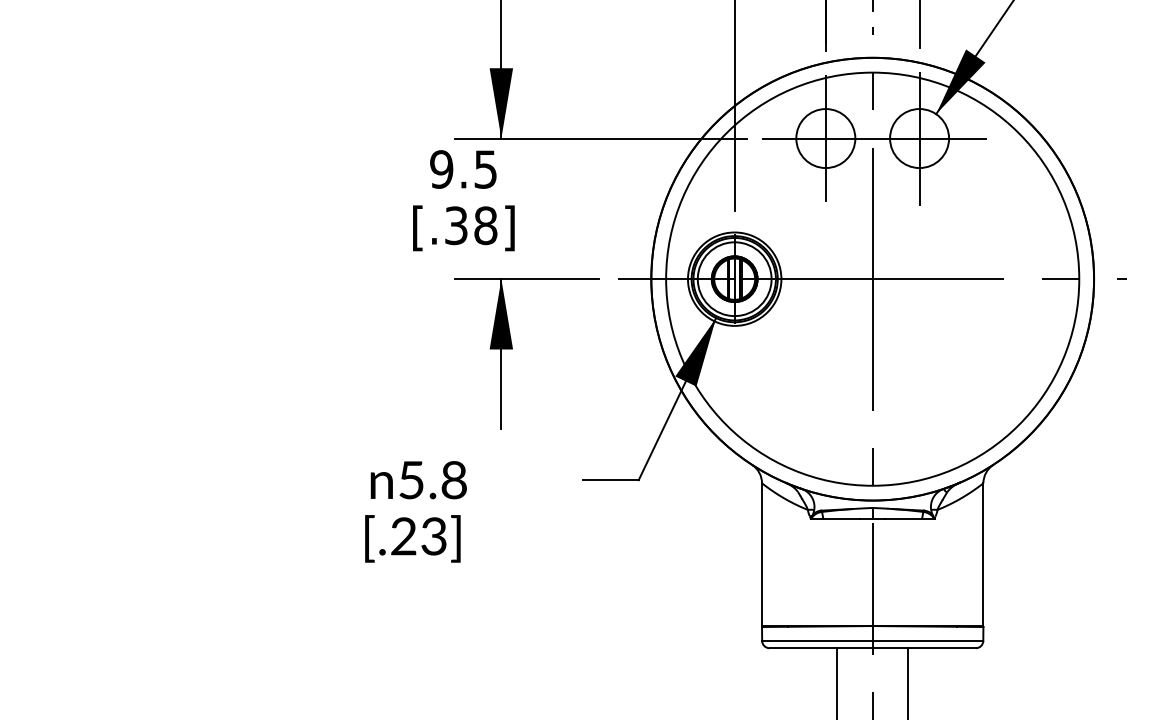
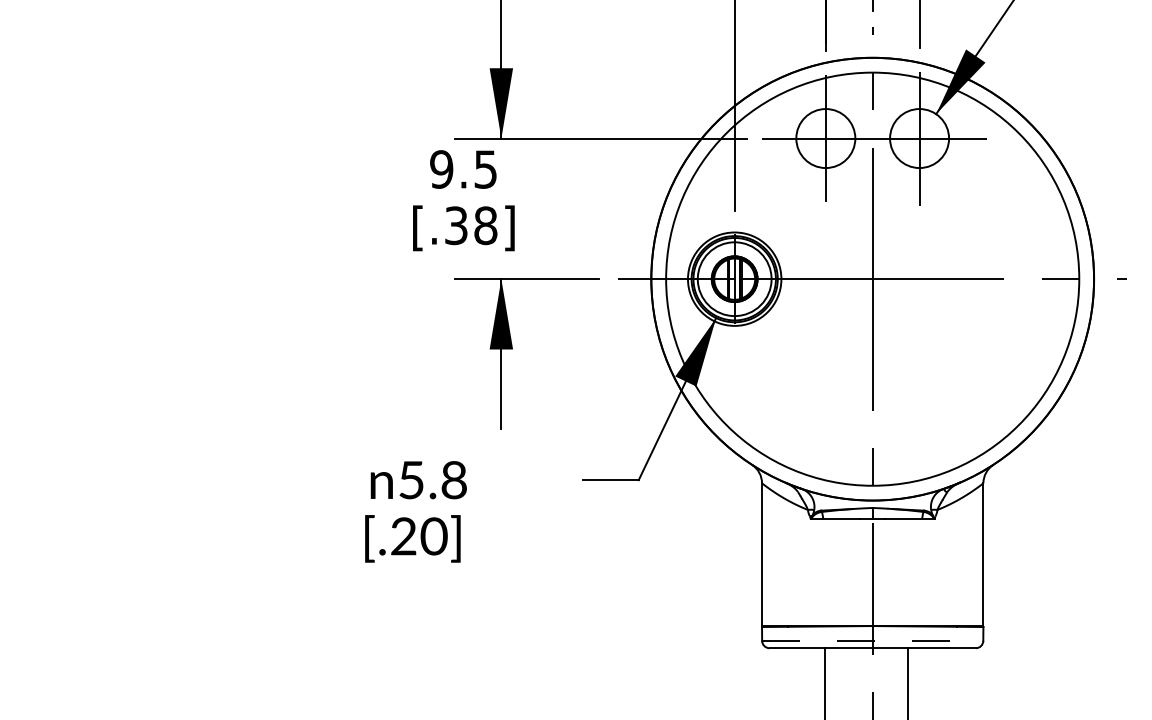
text: [.23] -> [.20] (433, 536)
line: solid -> dashed (872, 640)
line position: (837, 682) -> (825, 682) (825, 682)
